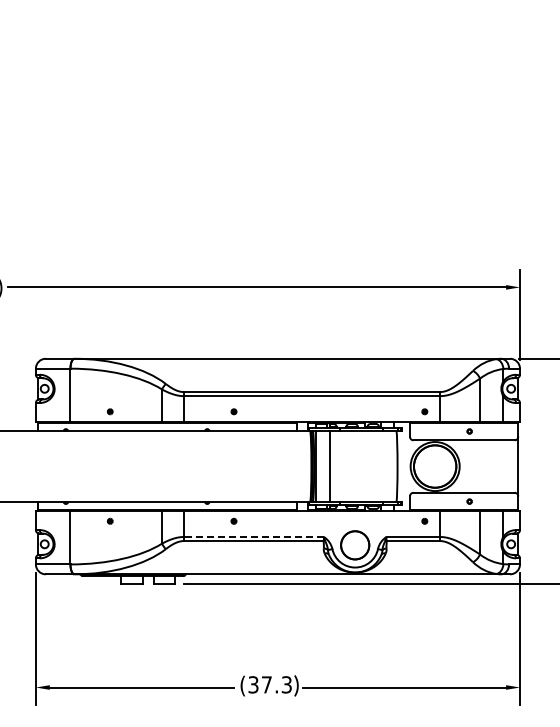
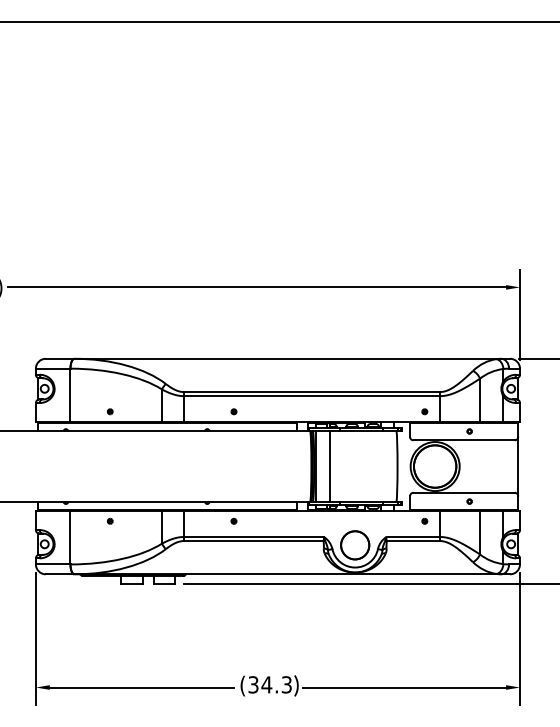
line: none -> present (279, 21)
line: dashed -> solid (253, 536)
text: (37.3 -> (34.3 (266, 684)
